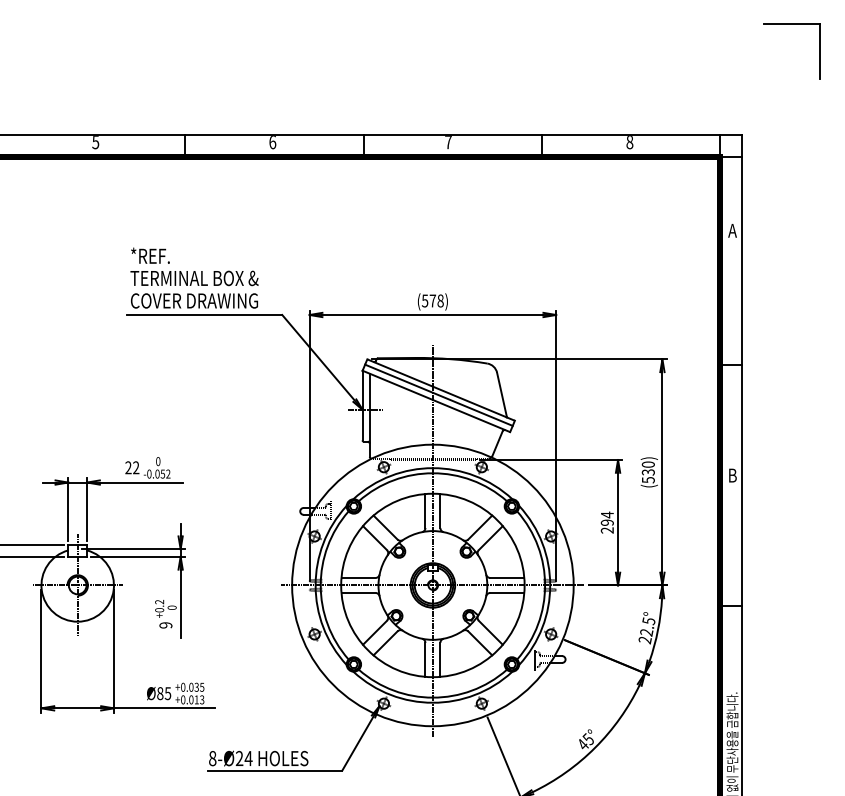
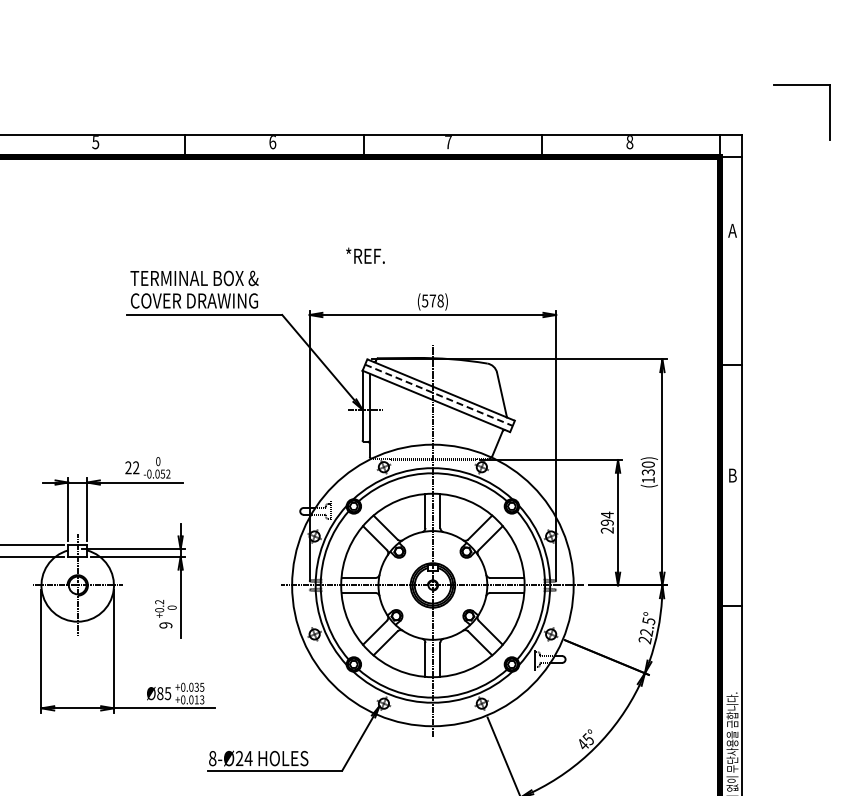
part position: (791, 24) -> (801, 85) (801, 85)
text position: (150, 255) -> (365, 255) (365, 255)
line: solid -> dashed (438, 395)
text: (530) -> (130) (648, 480)
